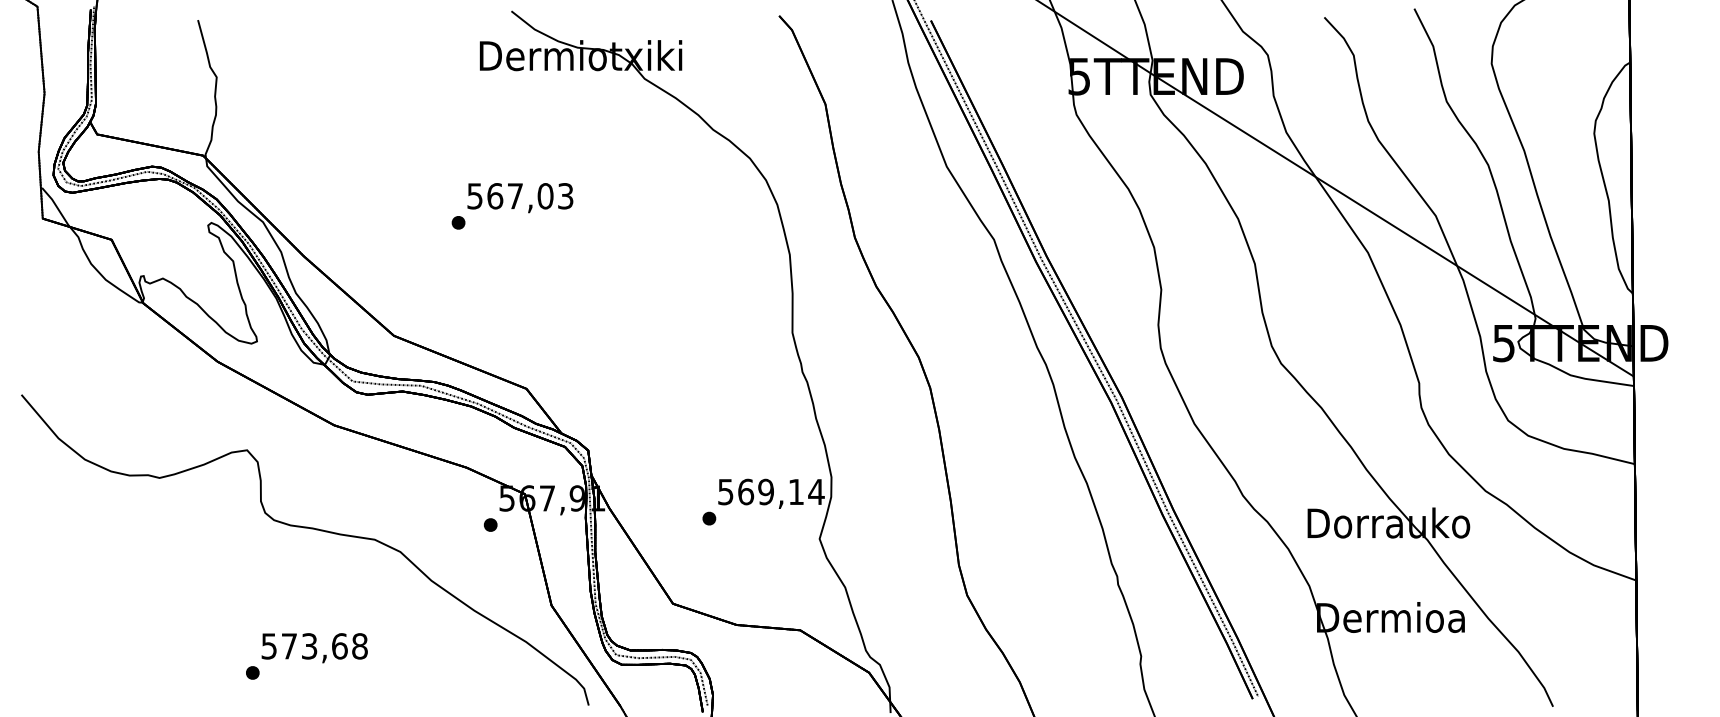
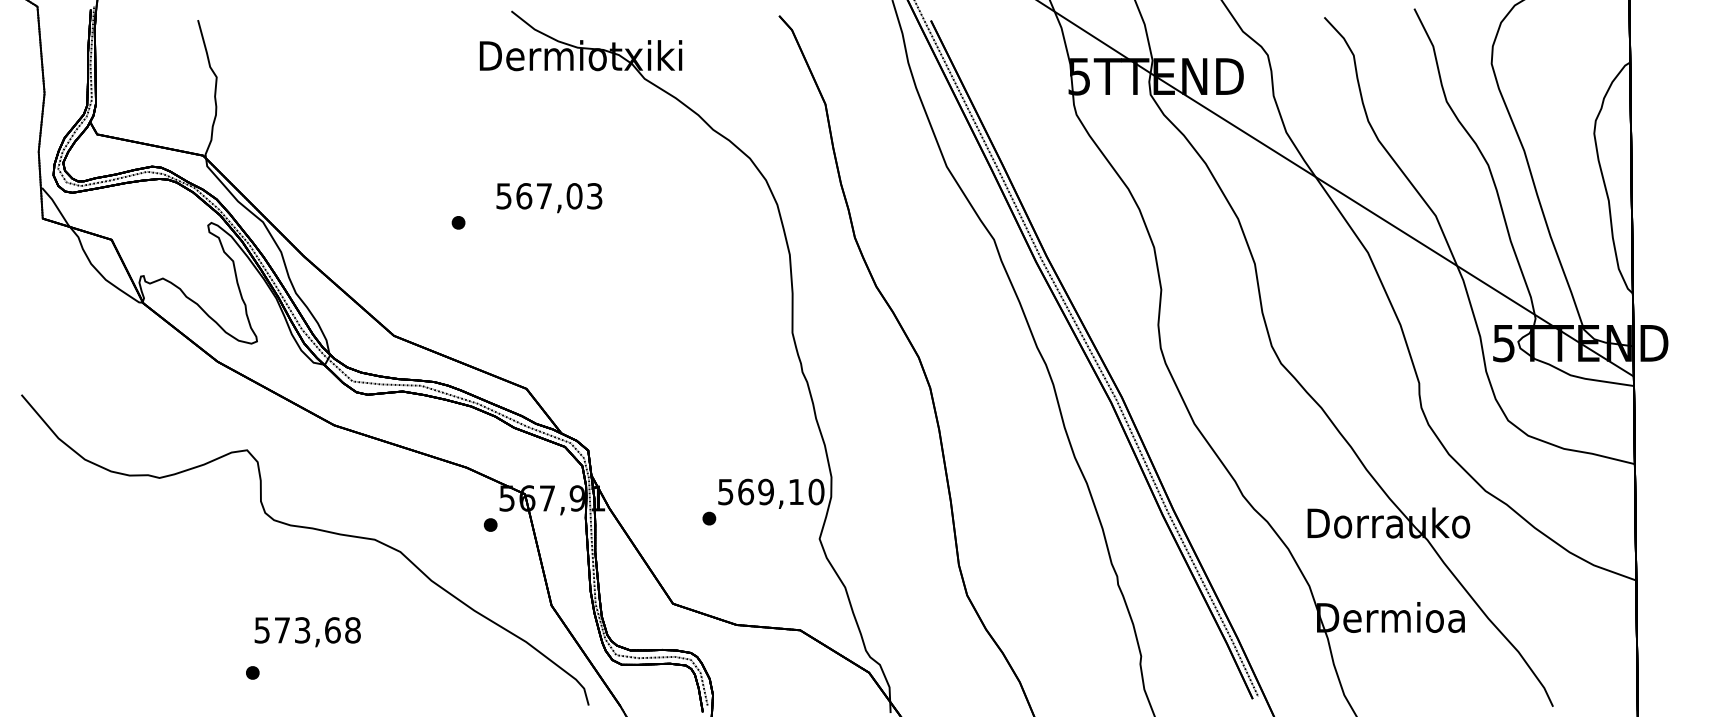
text position: (520, 198) -> (549, 198) (549, 198)
text: 569,14 -> 569,10 (816, 491)
text position: (314, 648) -> (307, 632) (307, 632)
